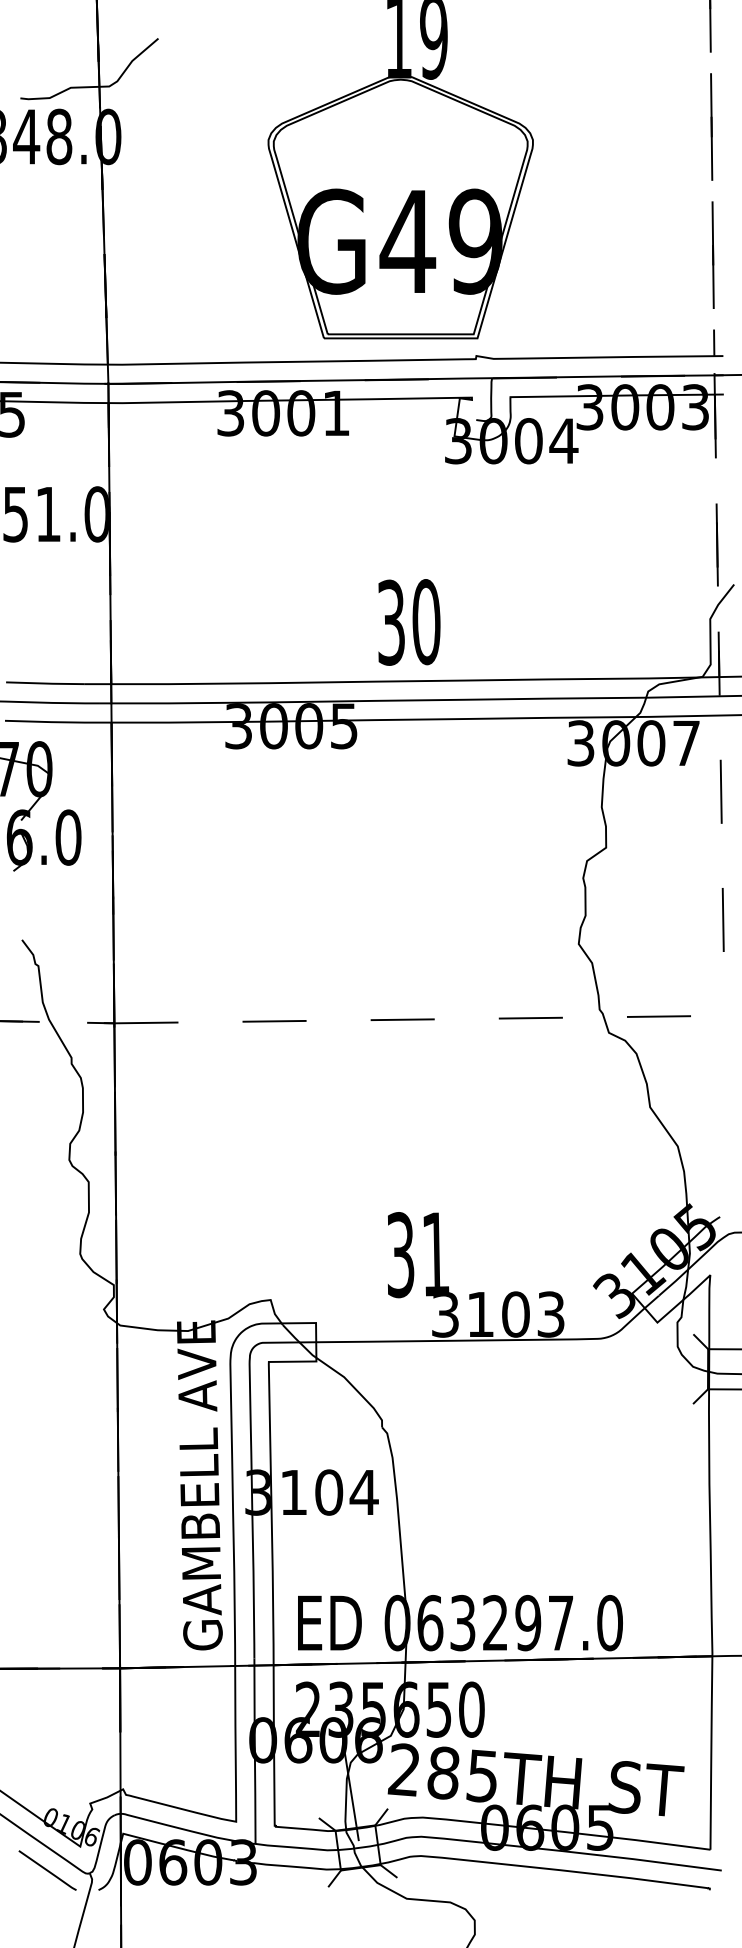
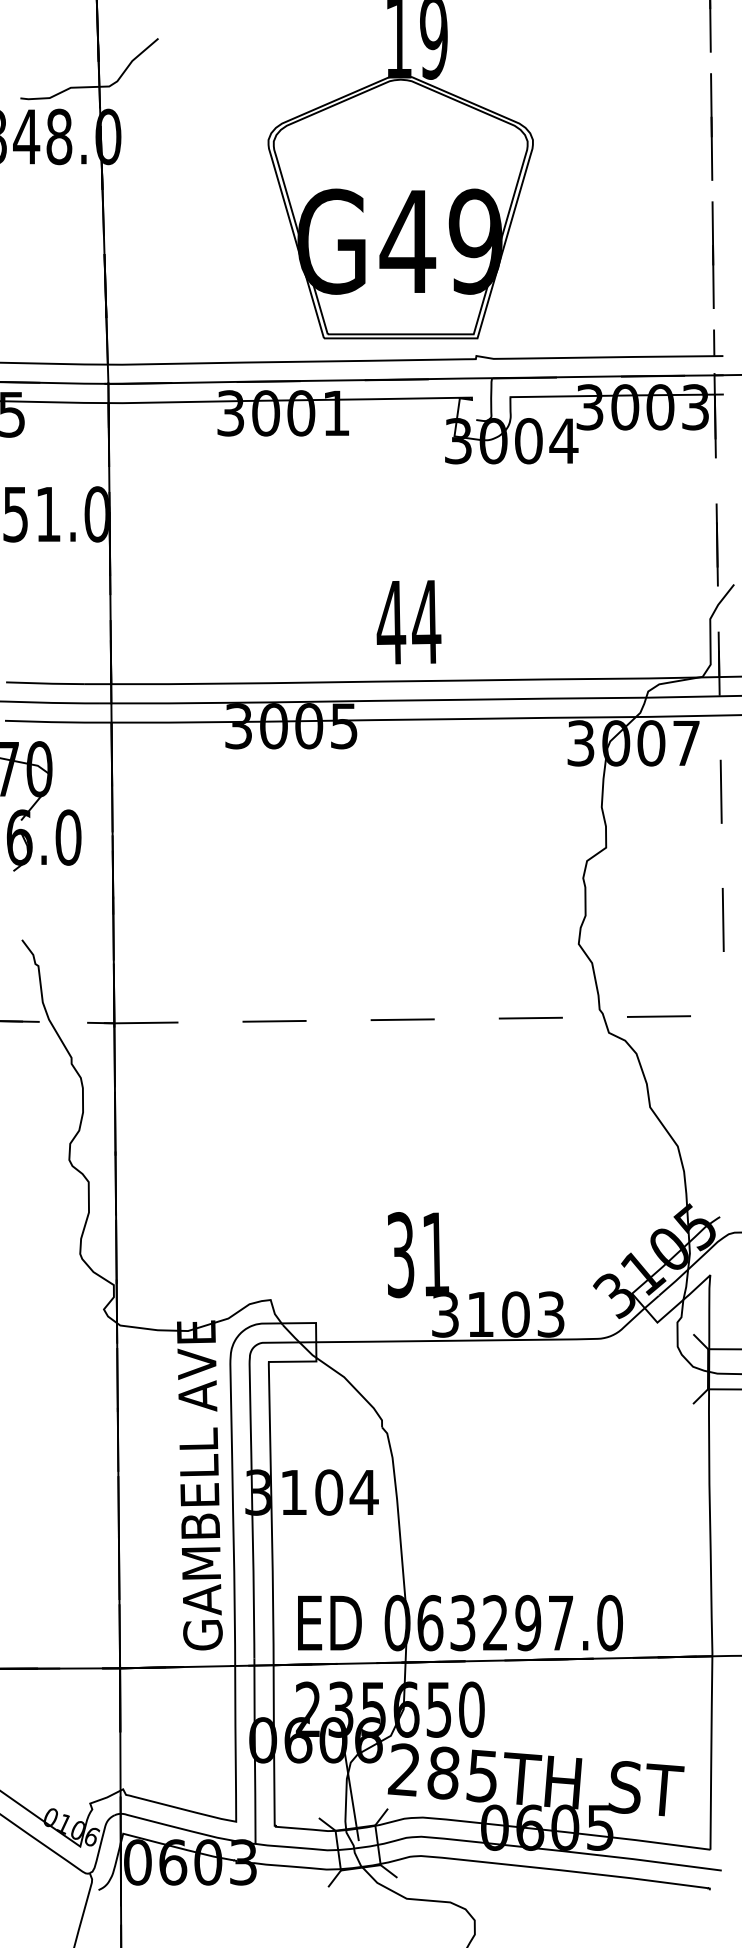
text: 30 -> 44 (408, 622)
line: present -> none (47, 1870)
